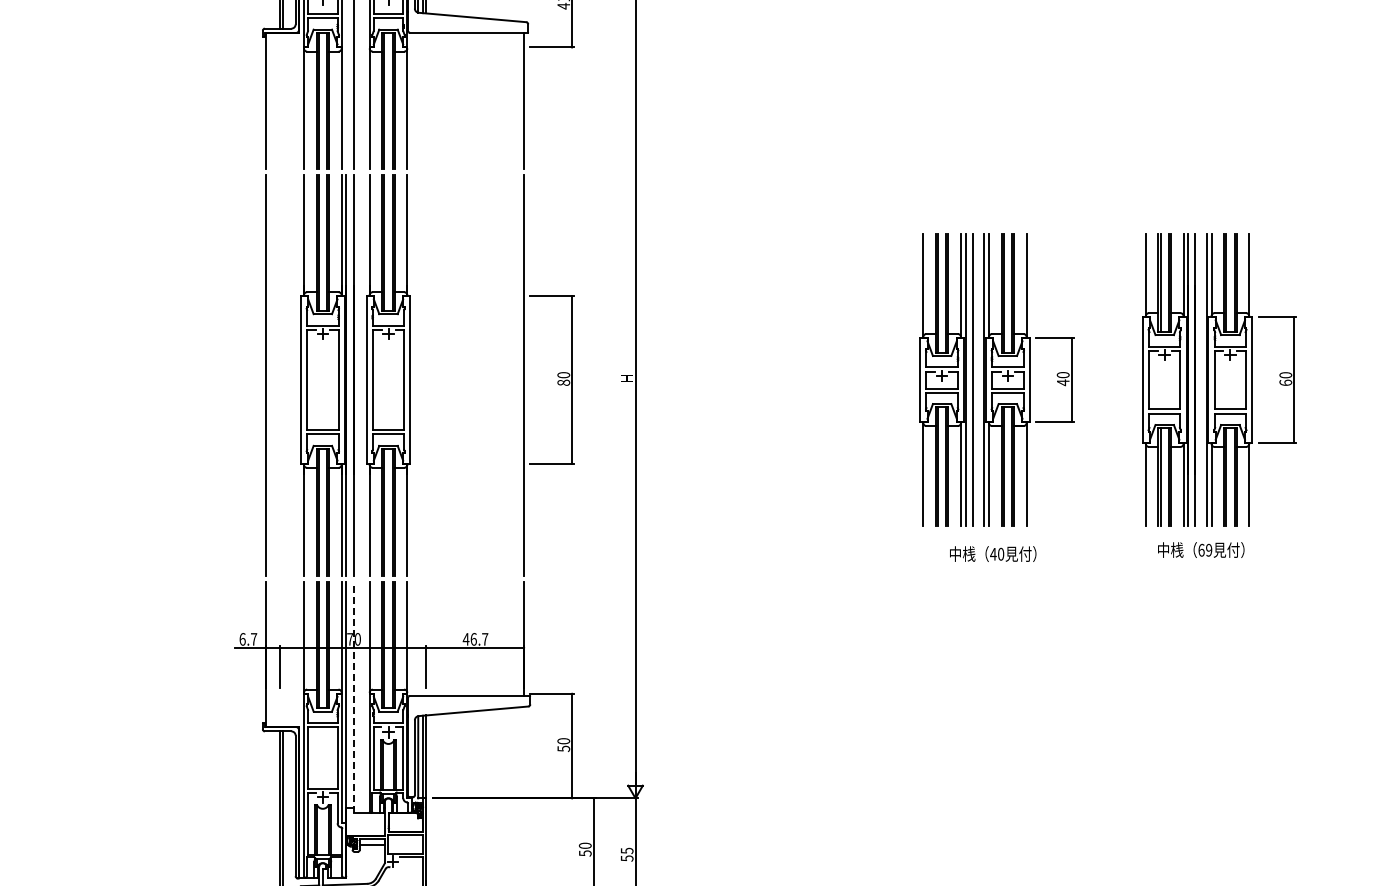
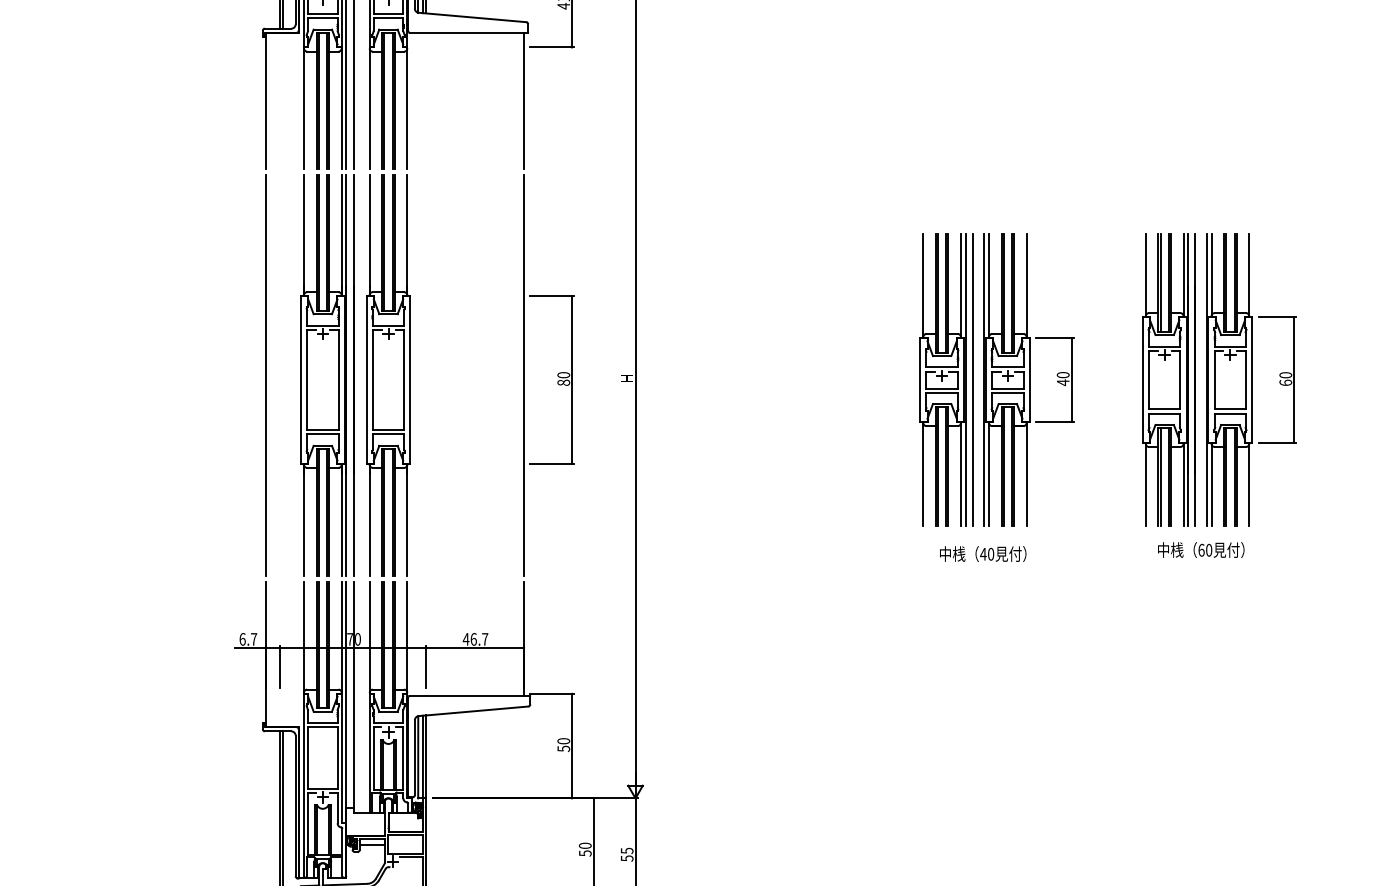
line: none -> present (346, 85)
text: 69 -> 60 (1209, 550)
text position: (993, 553) -> (983, 553) (983, 553)
line: dashed -> solid (353, 697)
